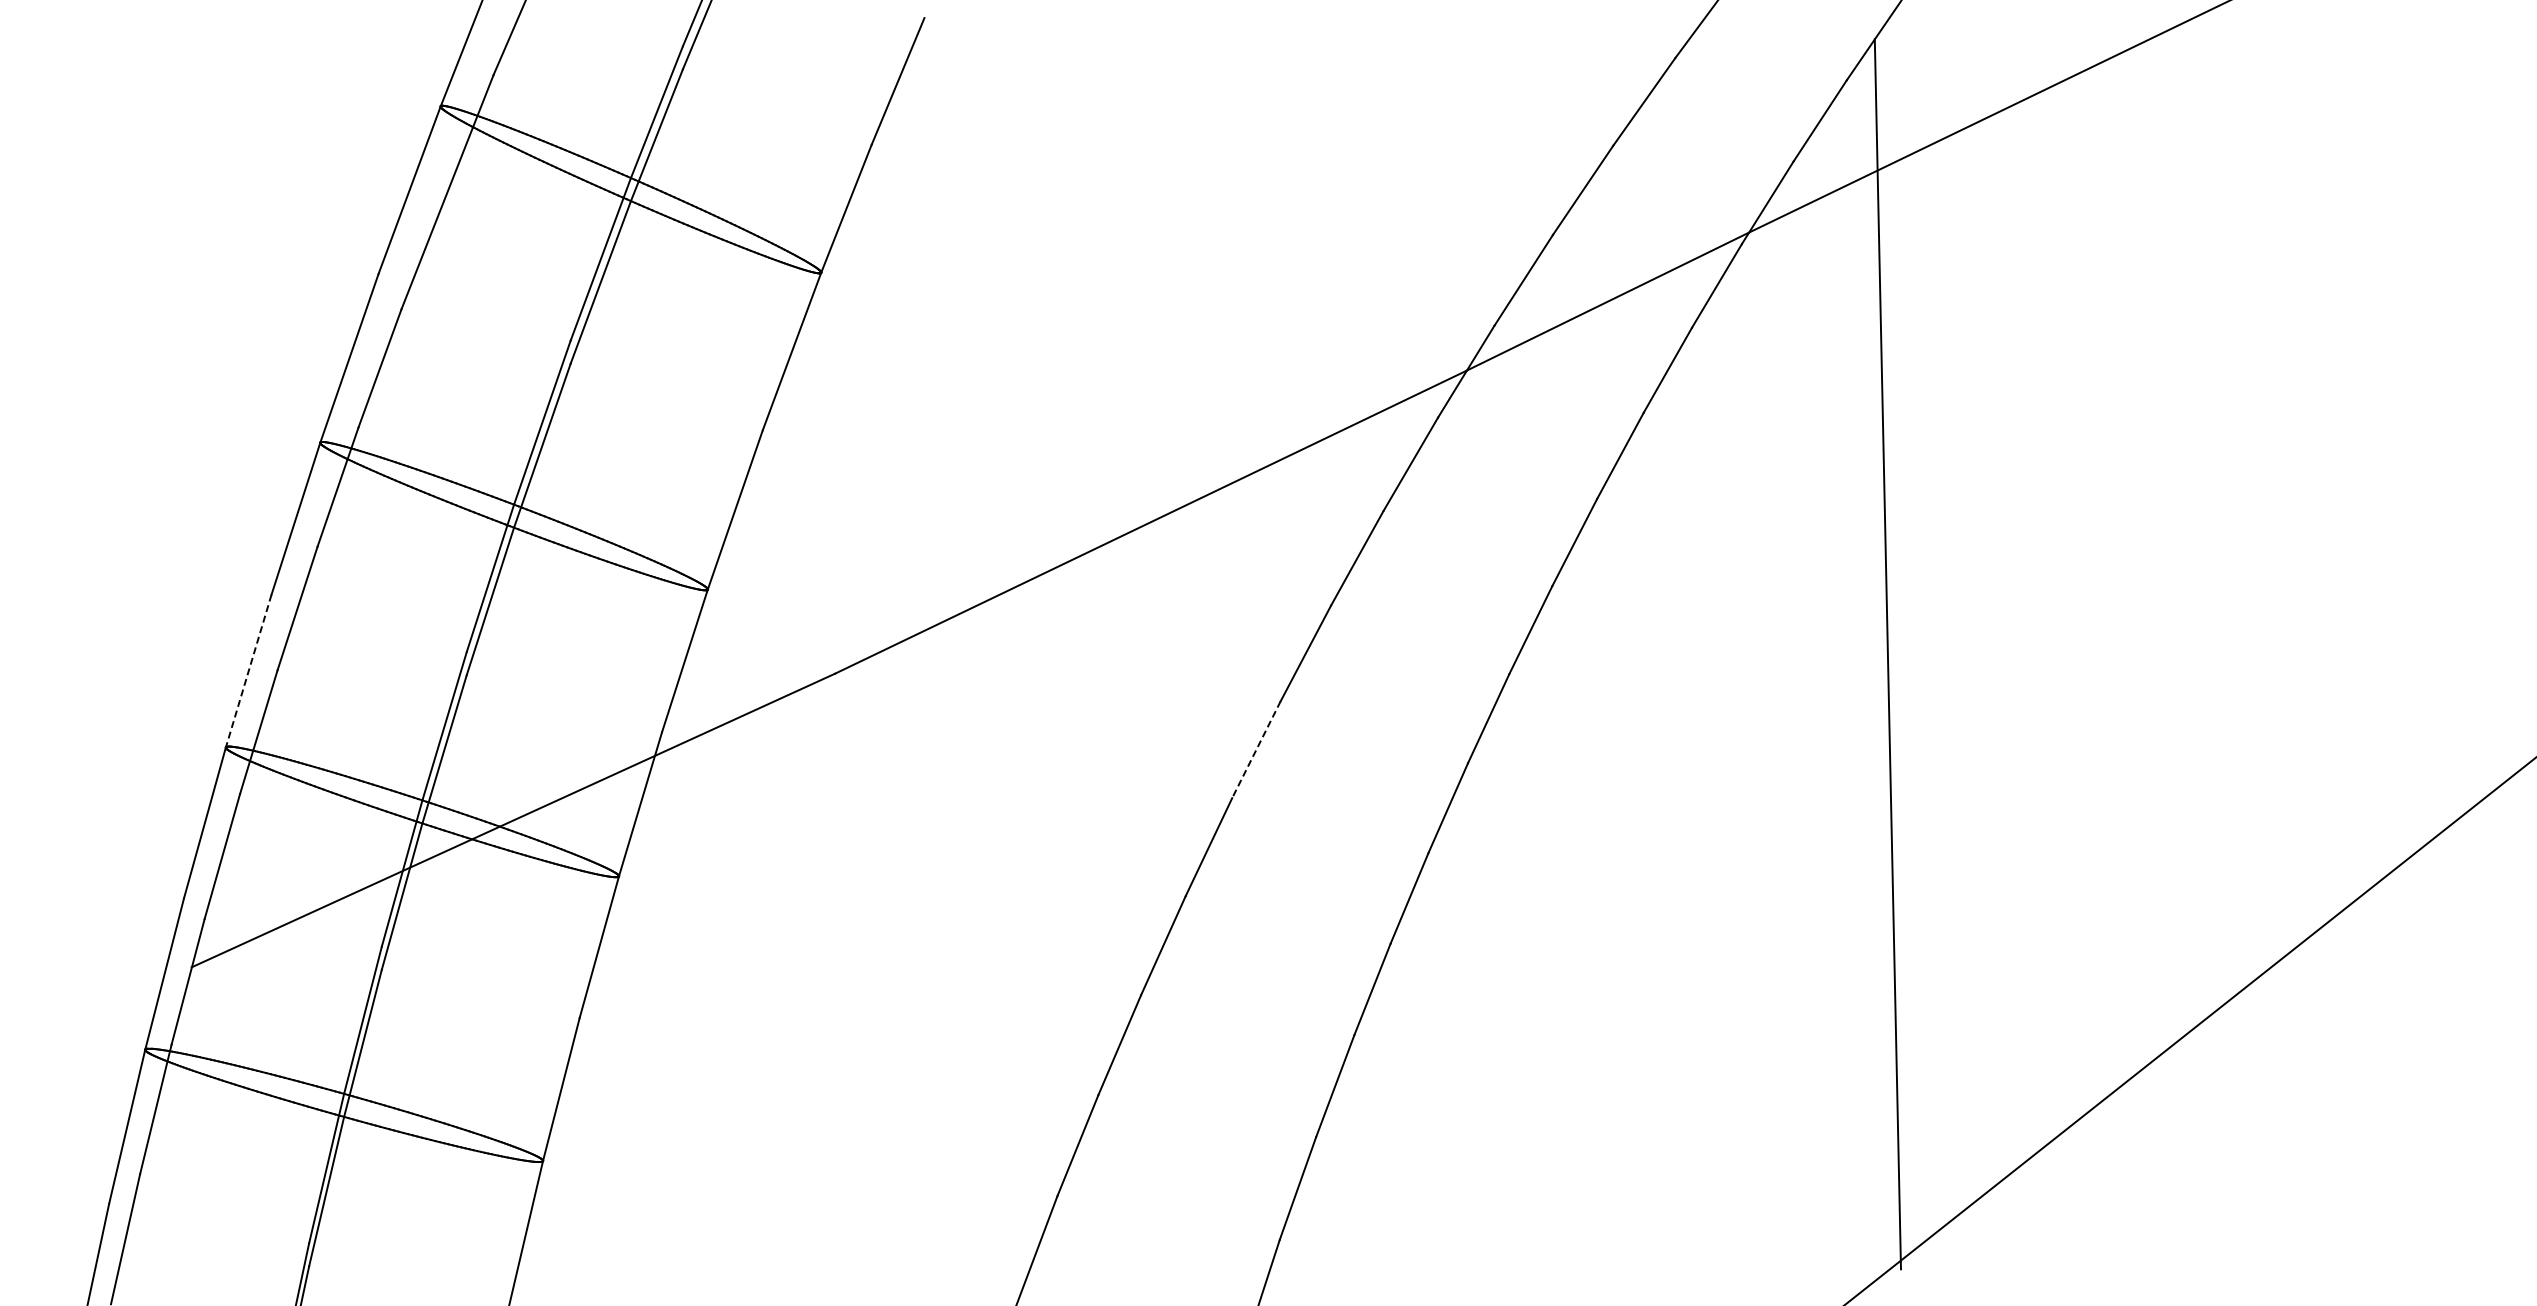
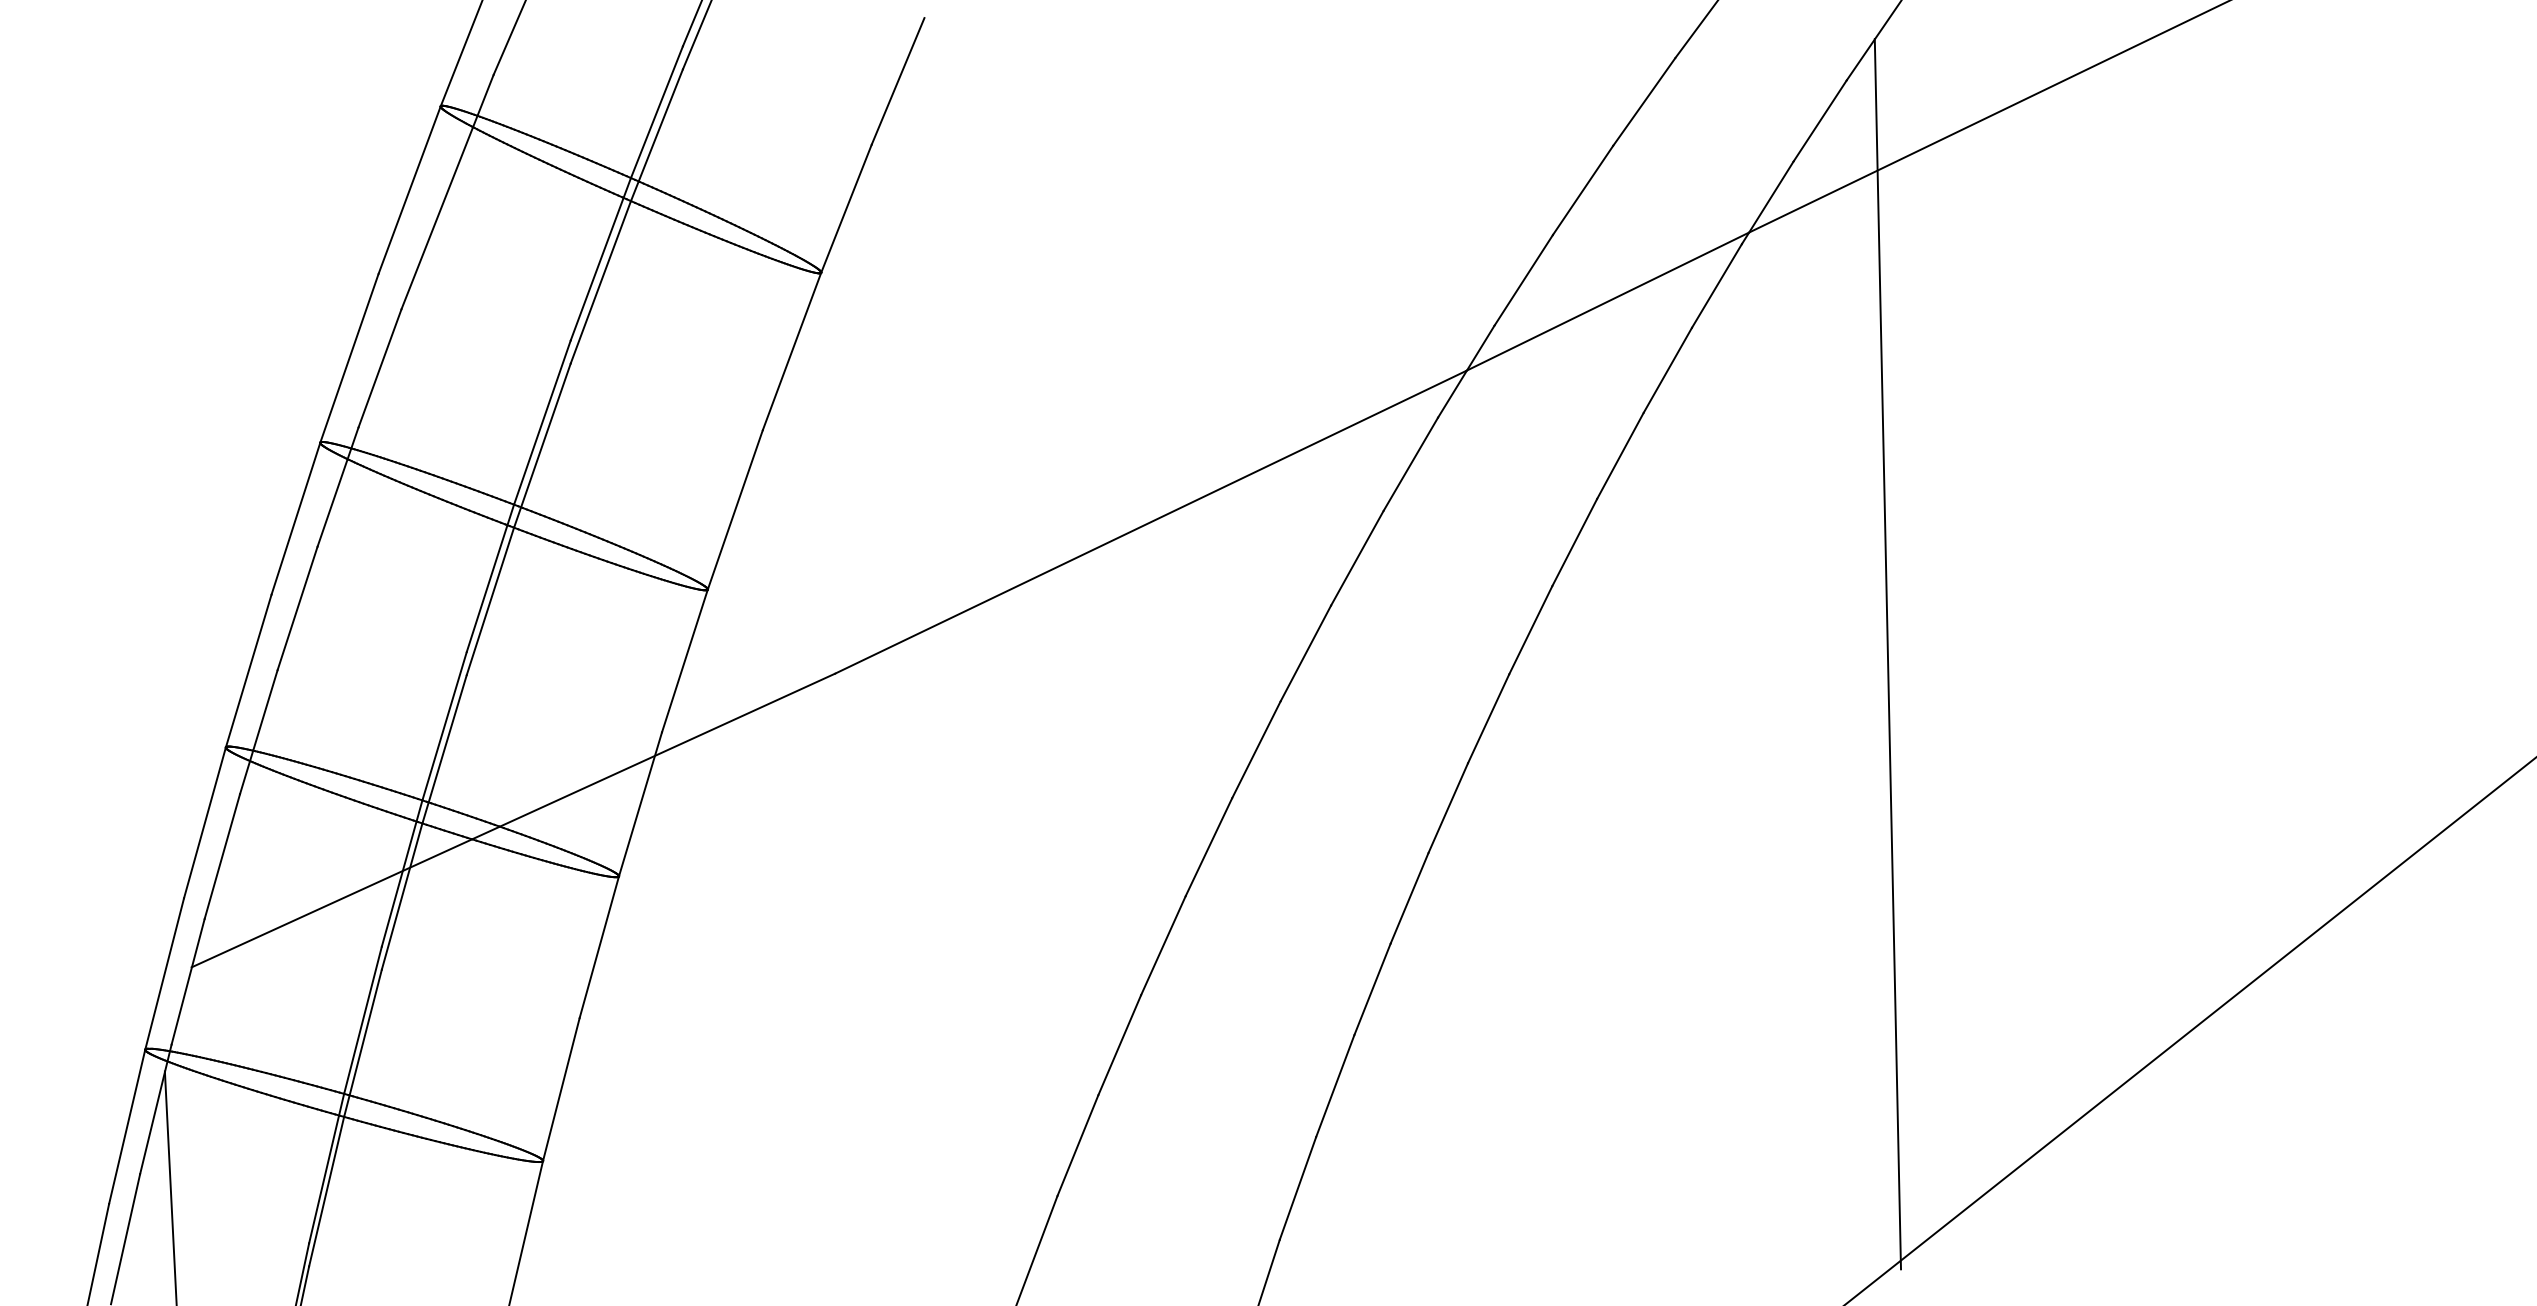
line: dashed -> solid (248, 671)
line: dashed -> solid (1256, 750)
line: none -> present (170, 1186)
